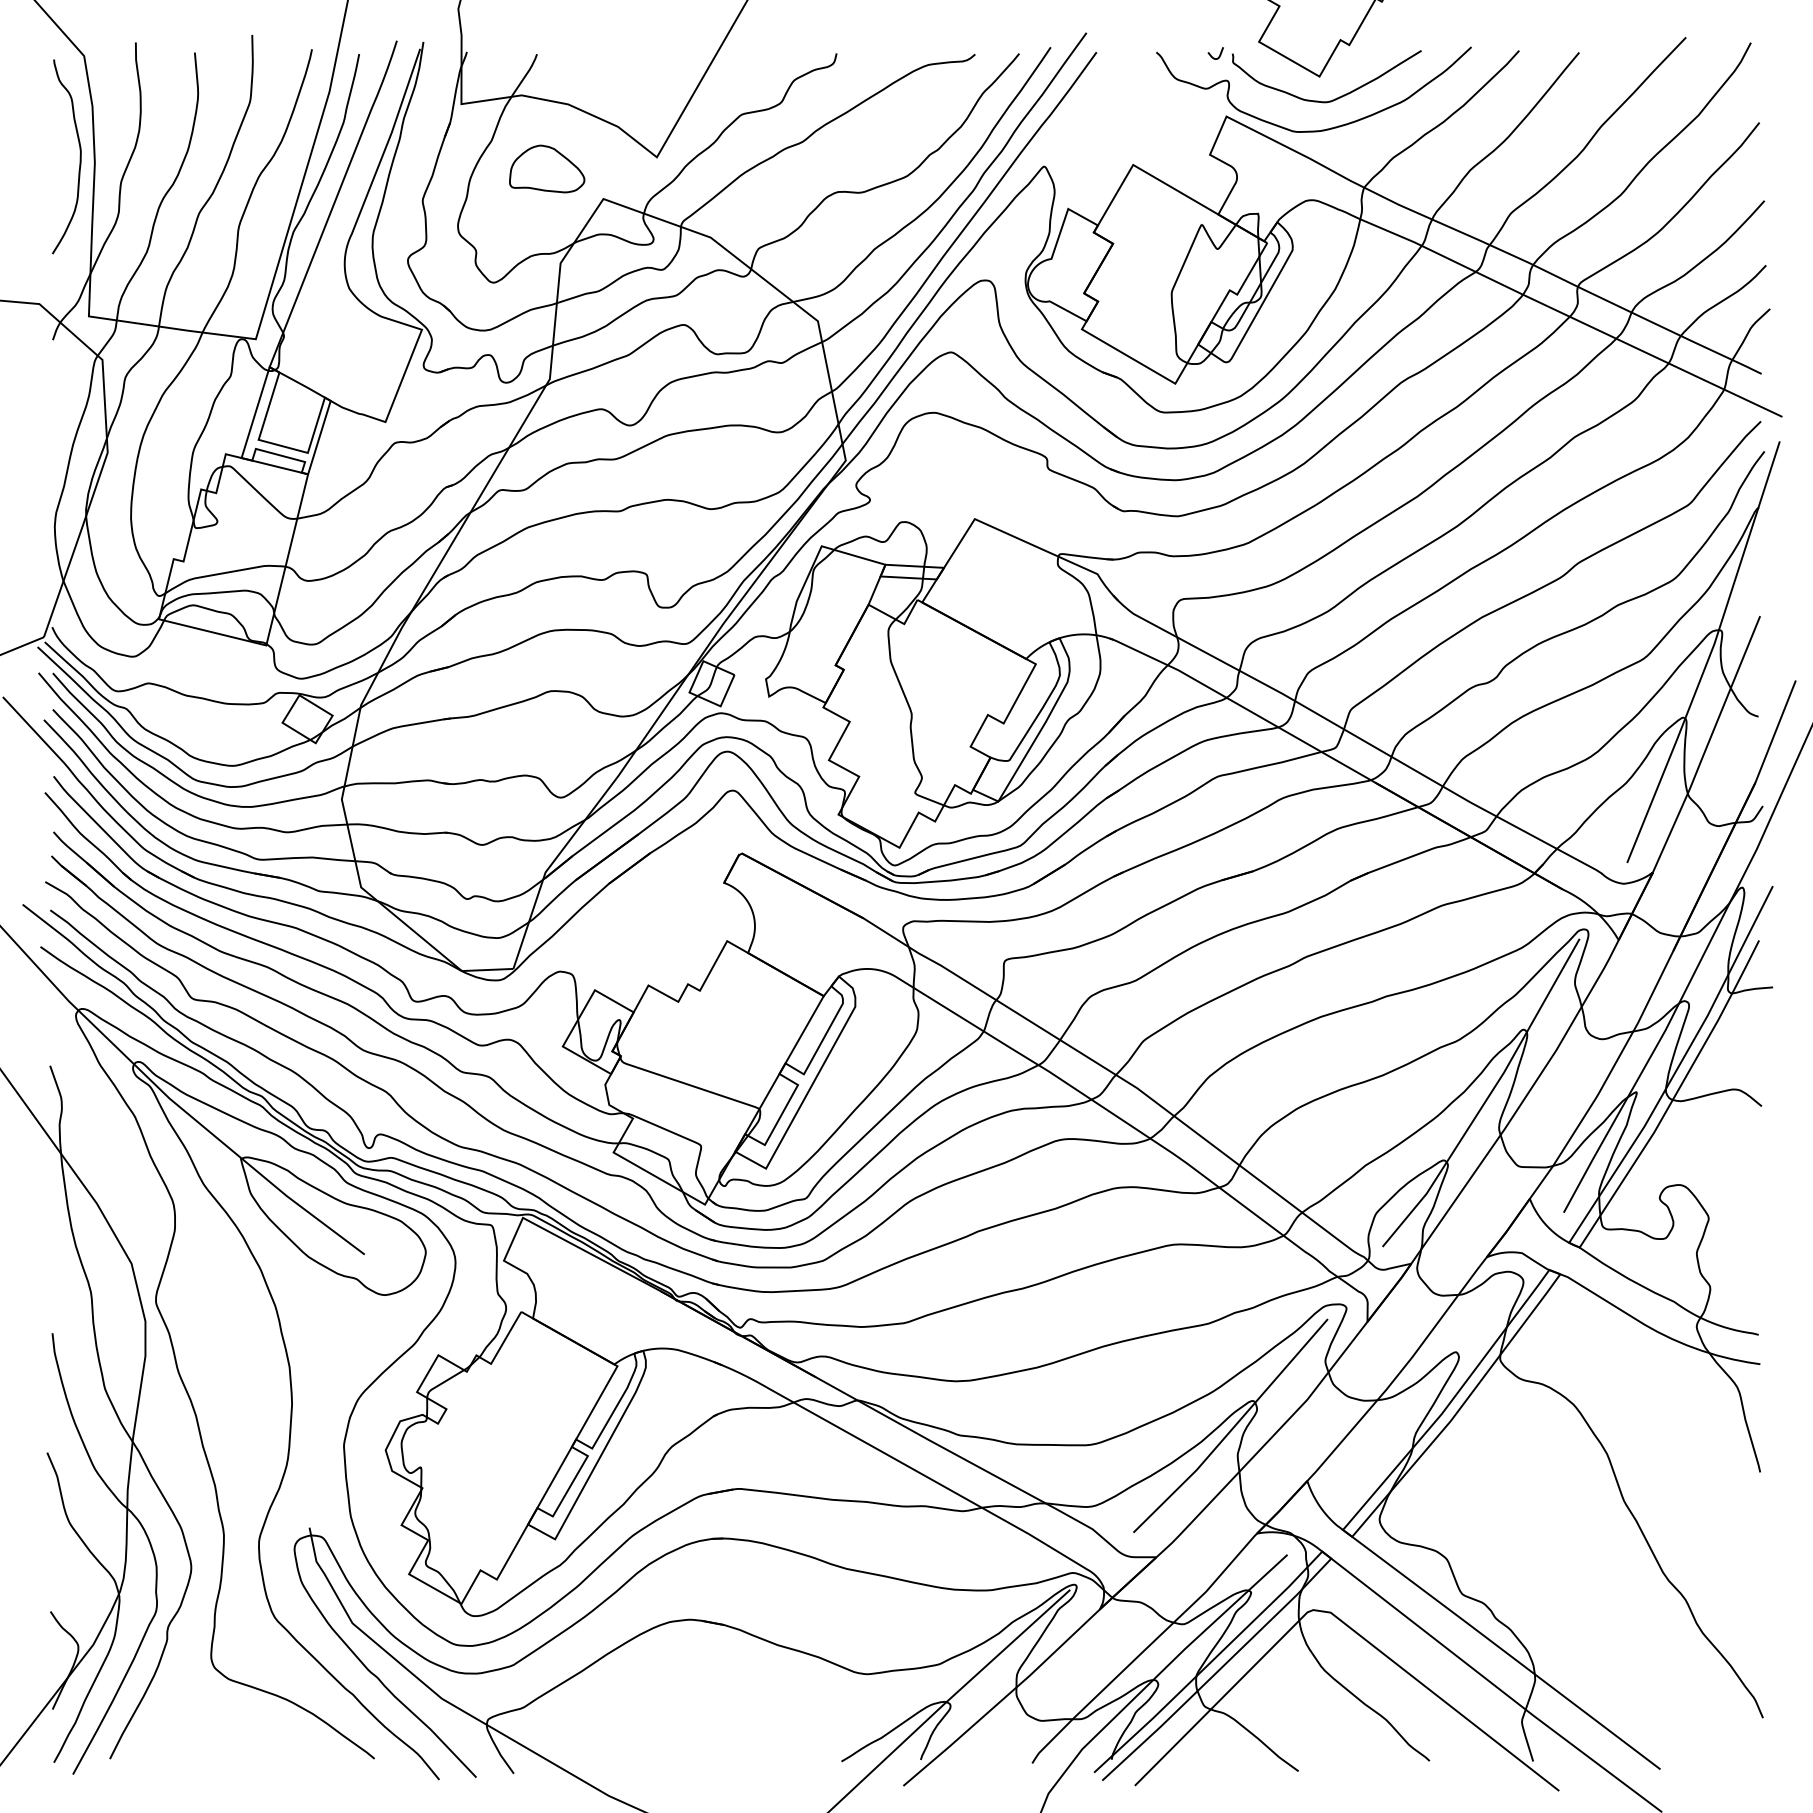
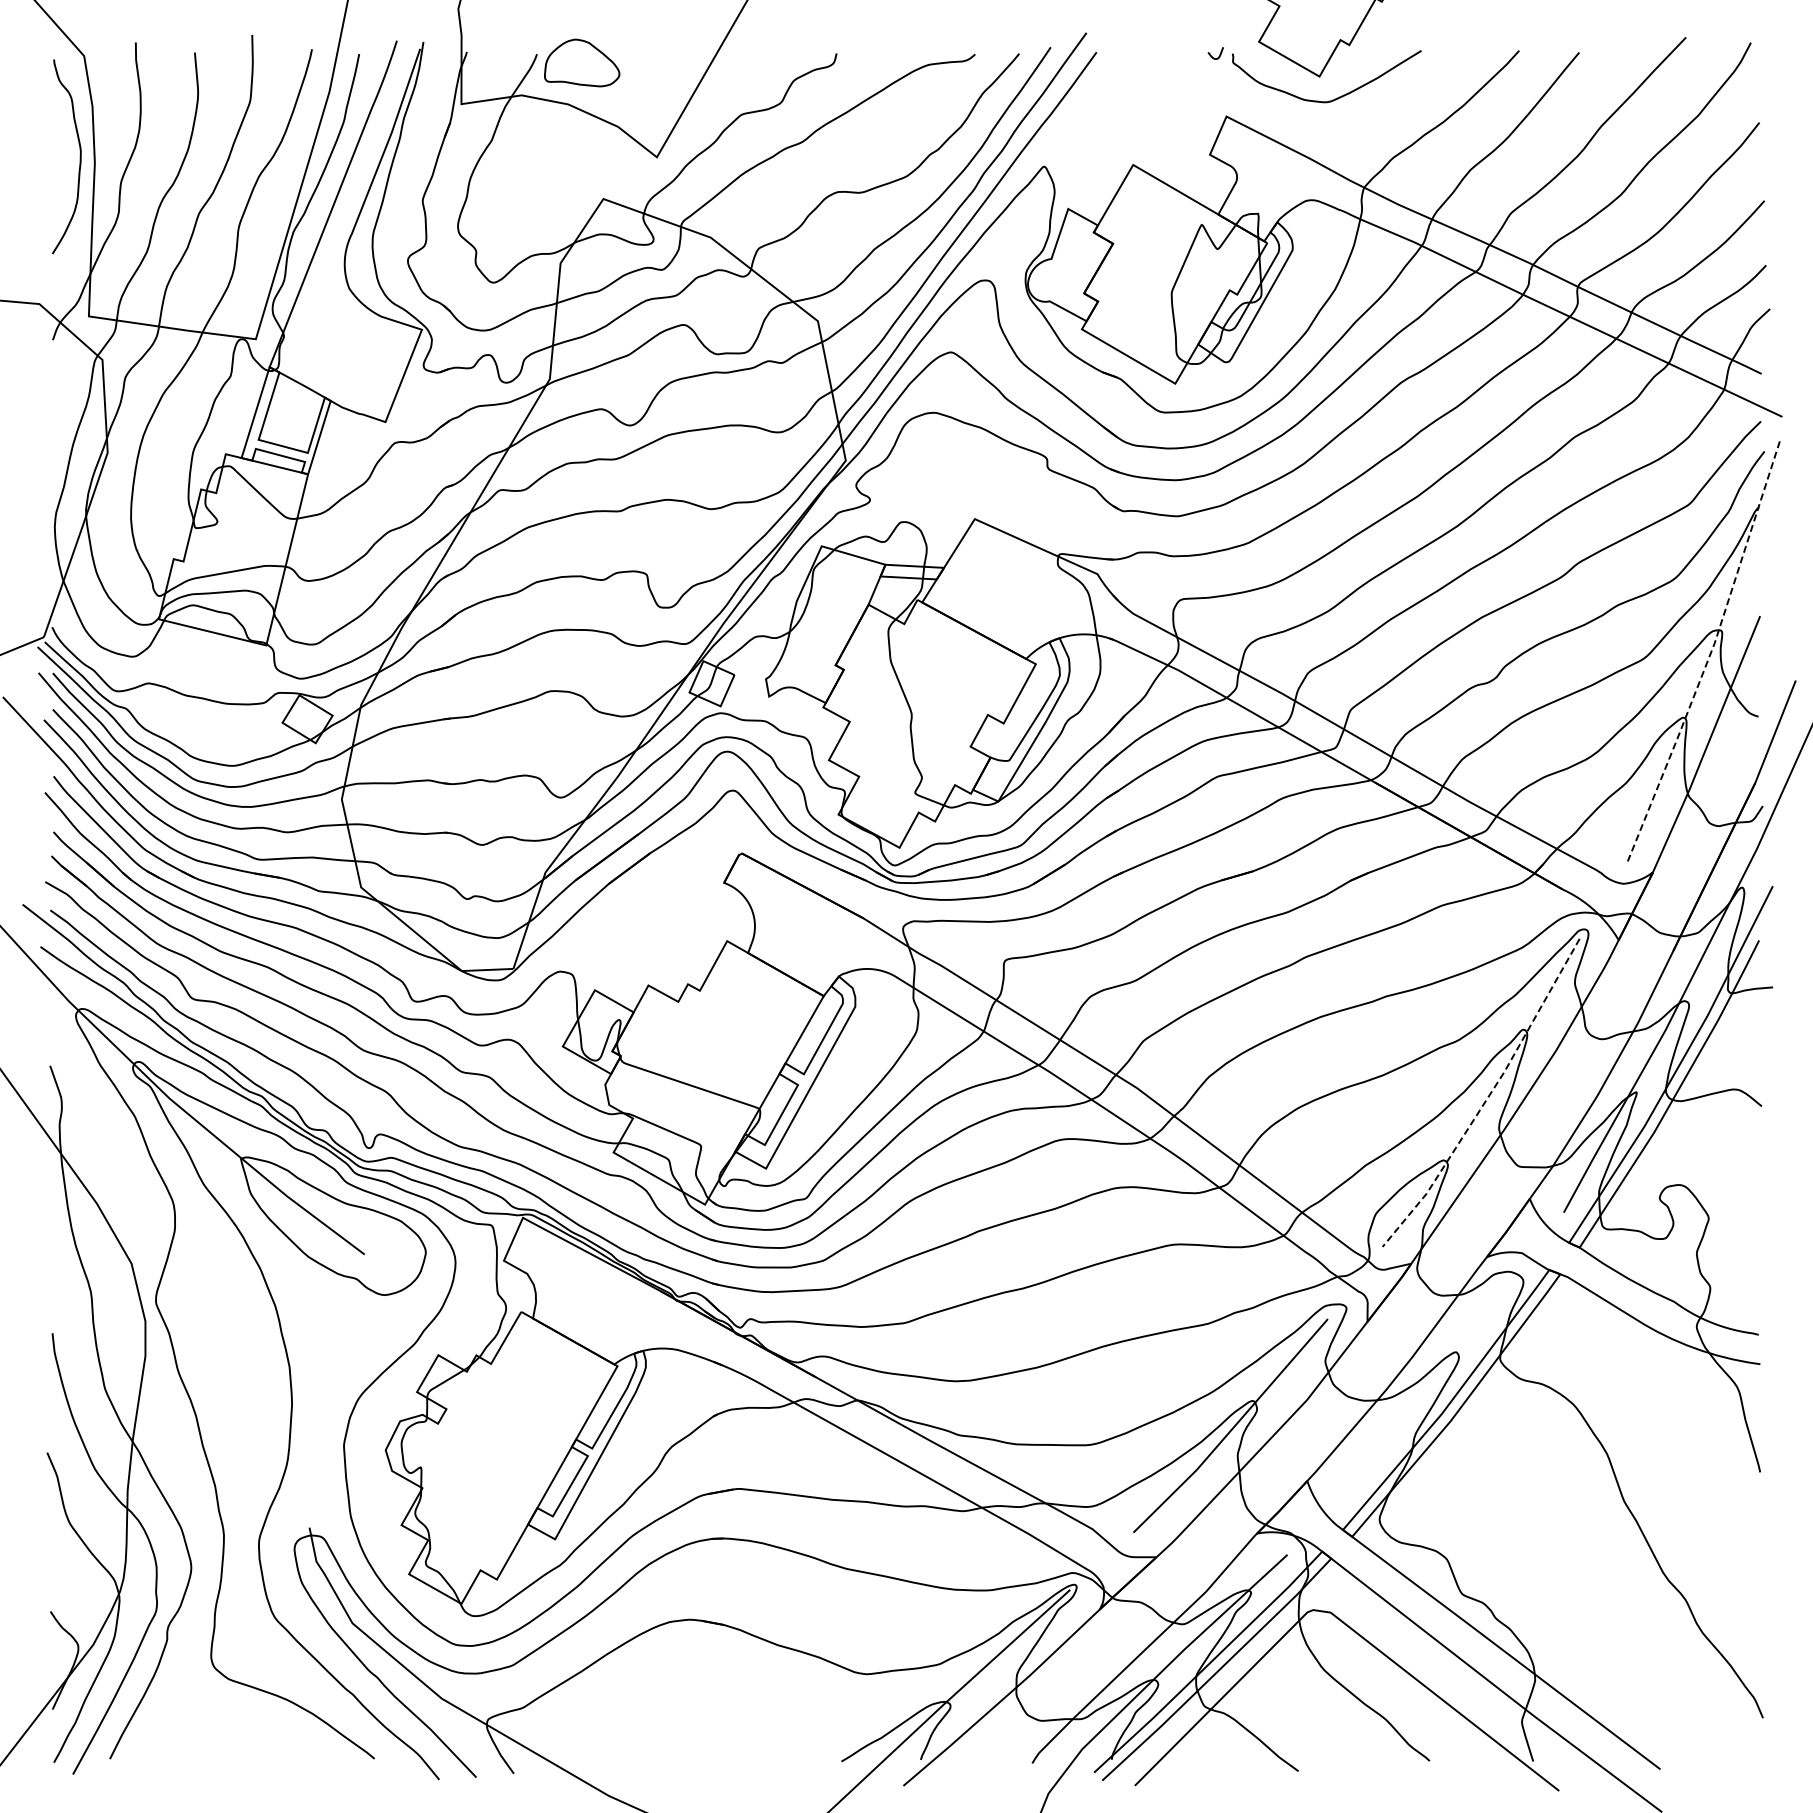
curve: present -> none (1322, 129)
part position: (547, 168) -> (582, 62) (582, 62)
line: solid -> dashed (1710, 654)
line: solid -> dashed (1487, 1097)
